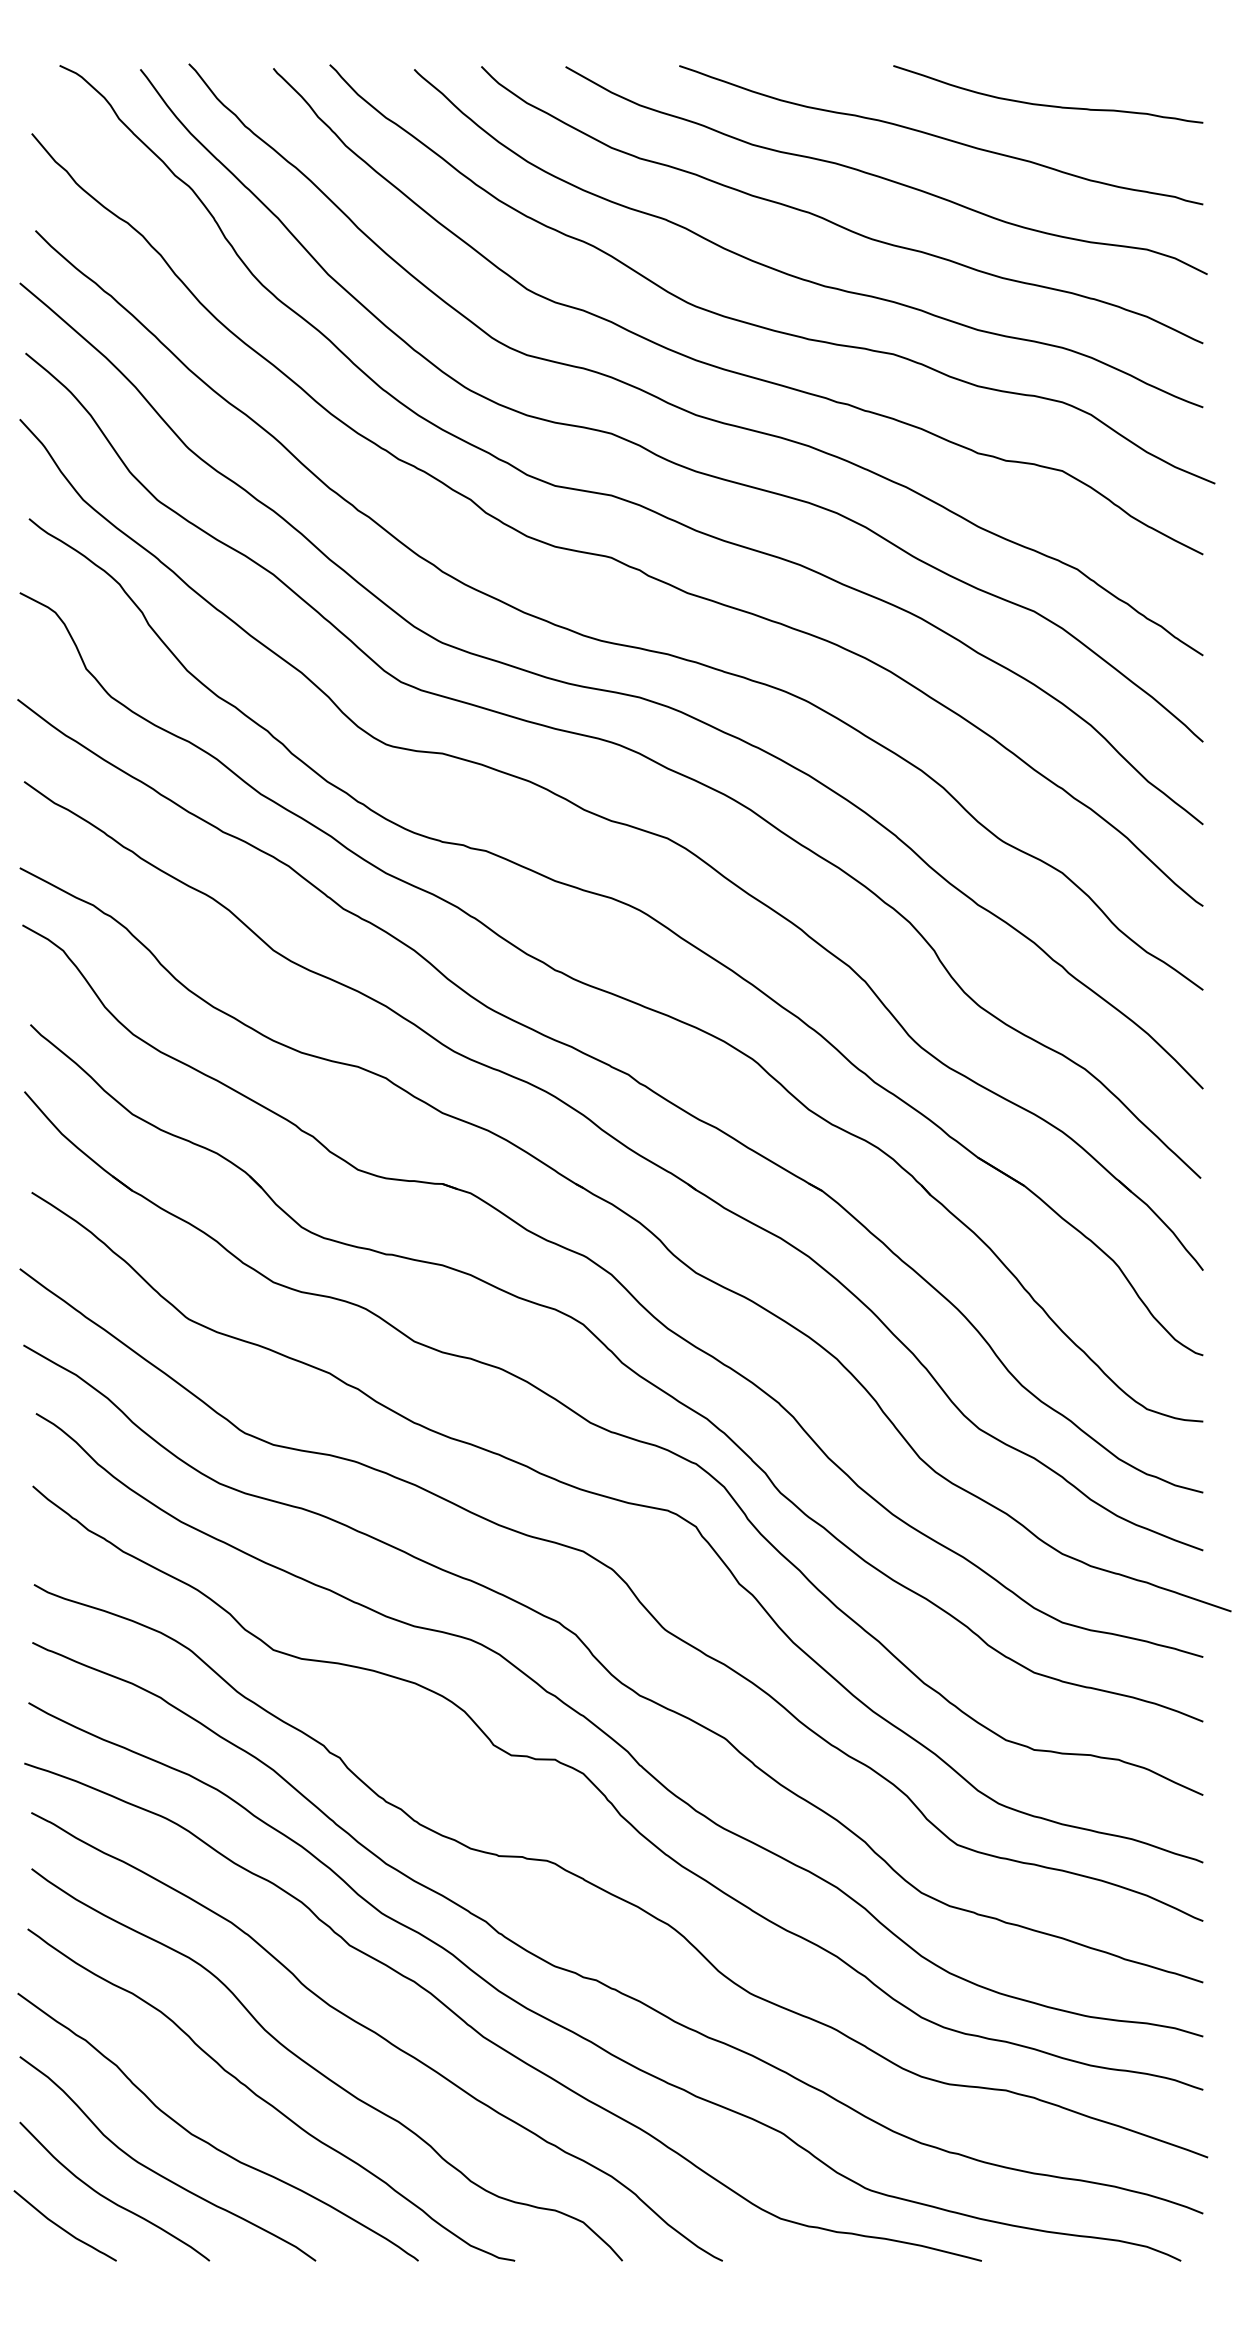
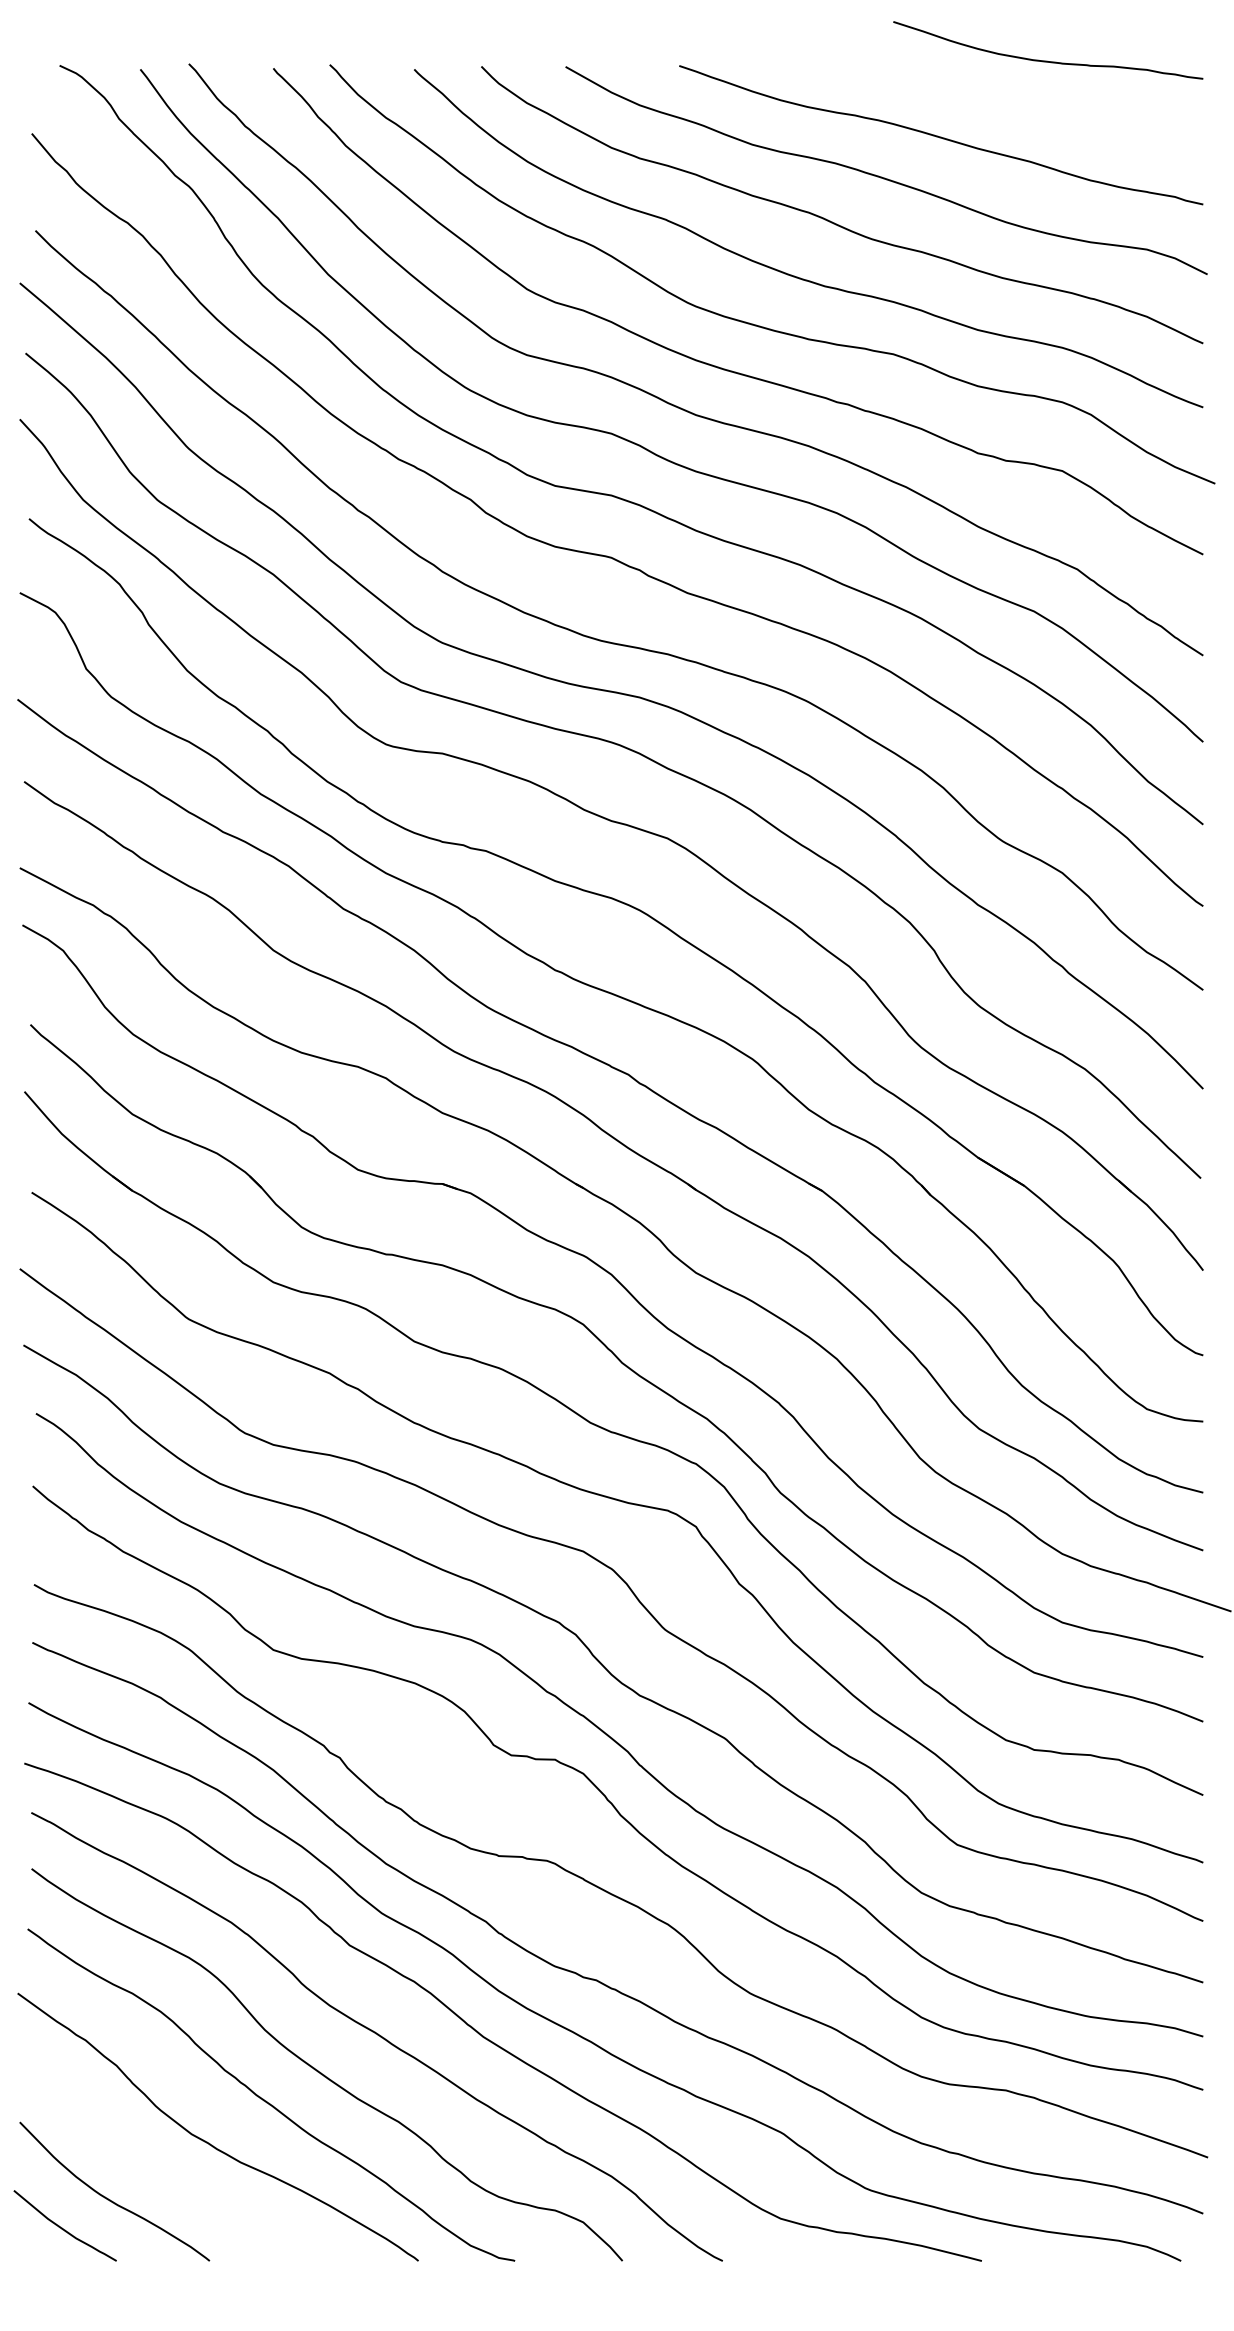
curve position: (1047, 104) -> (1047, 60) (1047, 60)
curve: present -> none (159, 2173)
